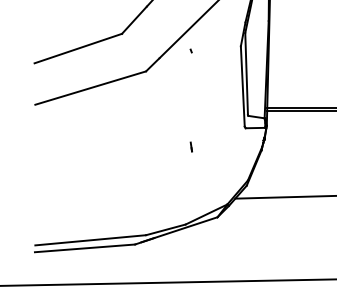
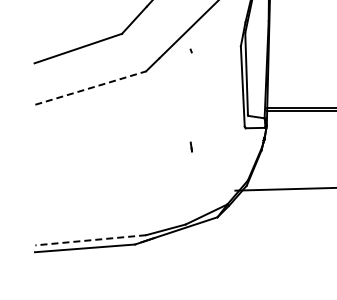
line: solid -> dashed (90, 88)
line position: (284, 196) -> (284, 188) (284, 188)
line: solid -> dashed (90, 240)
line: present -> none (167, 282)
